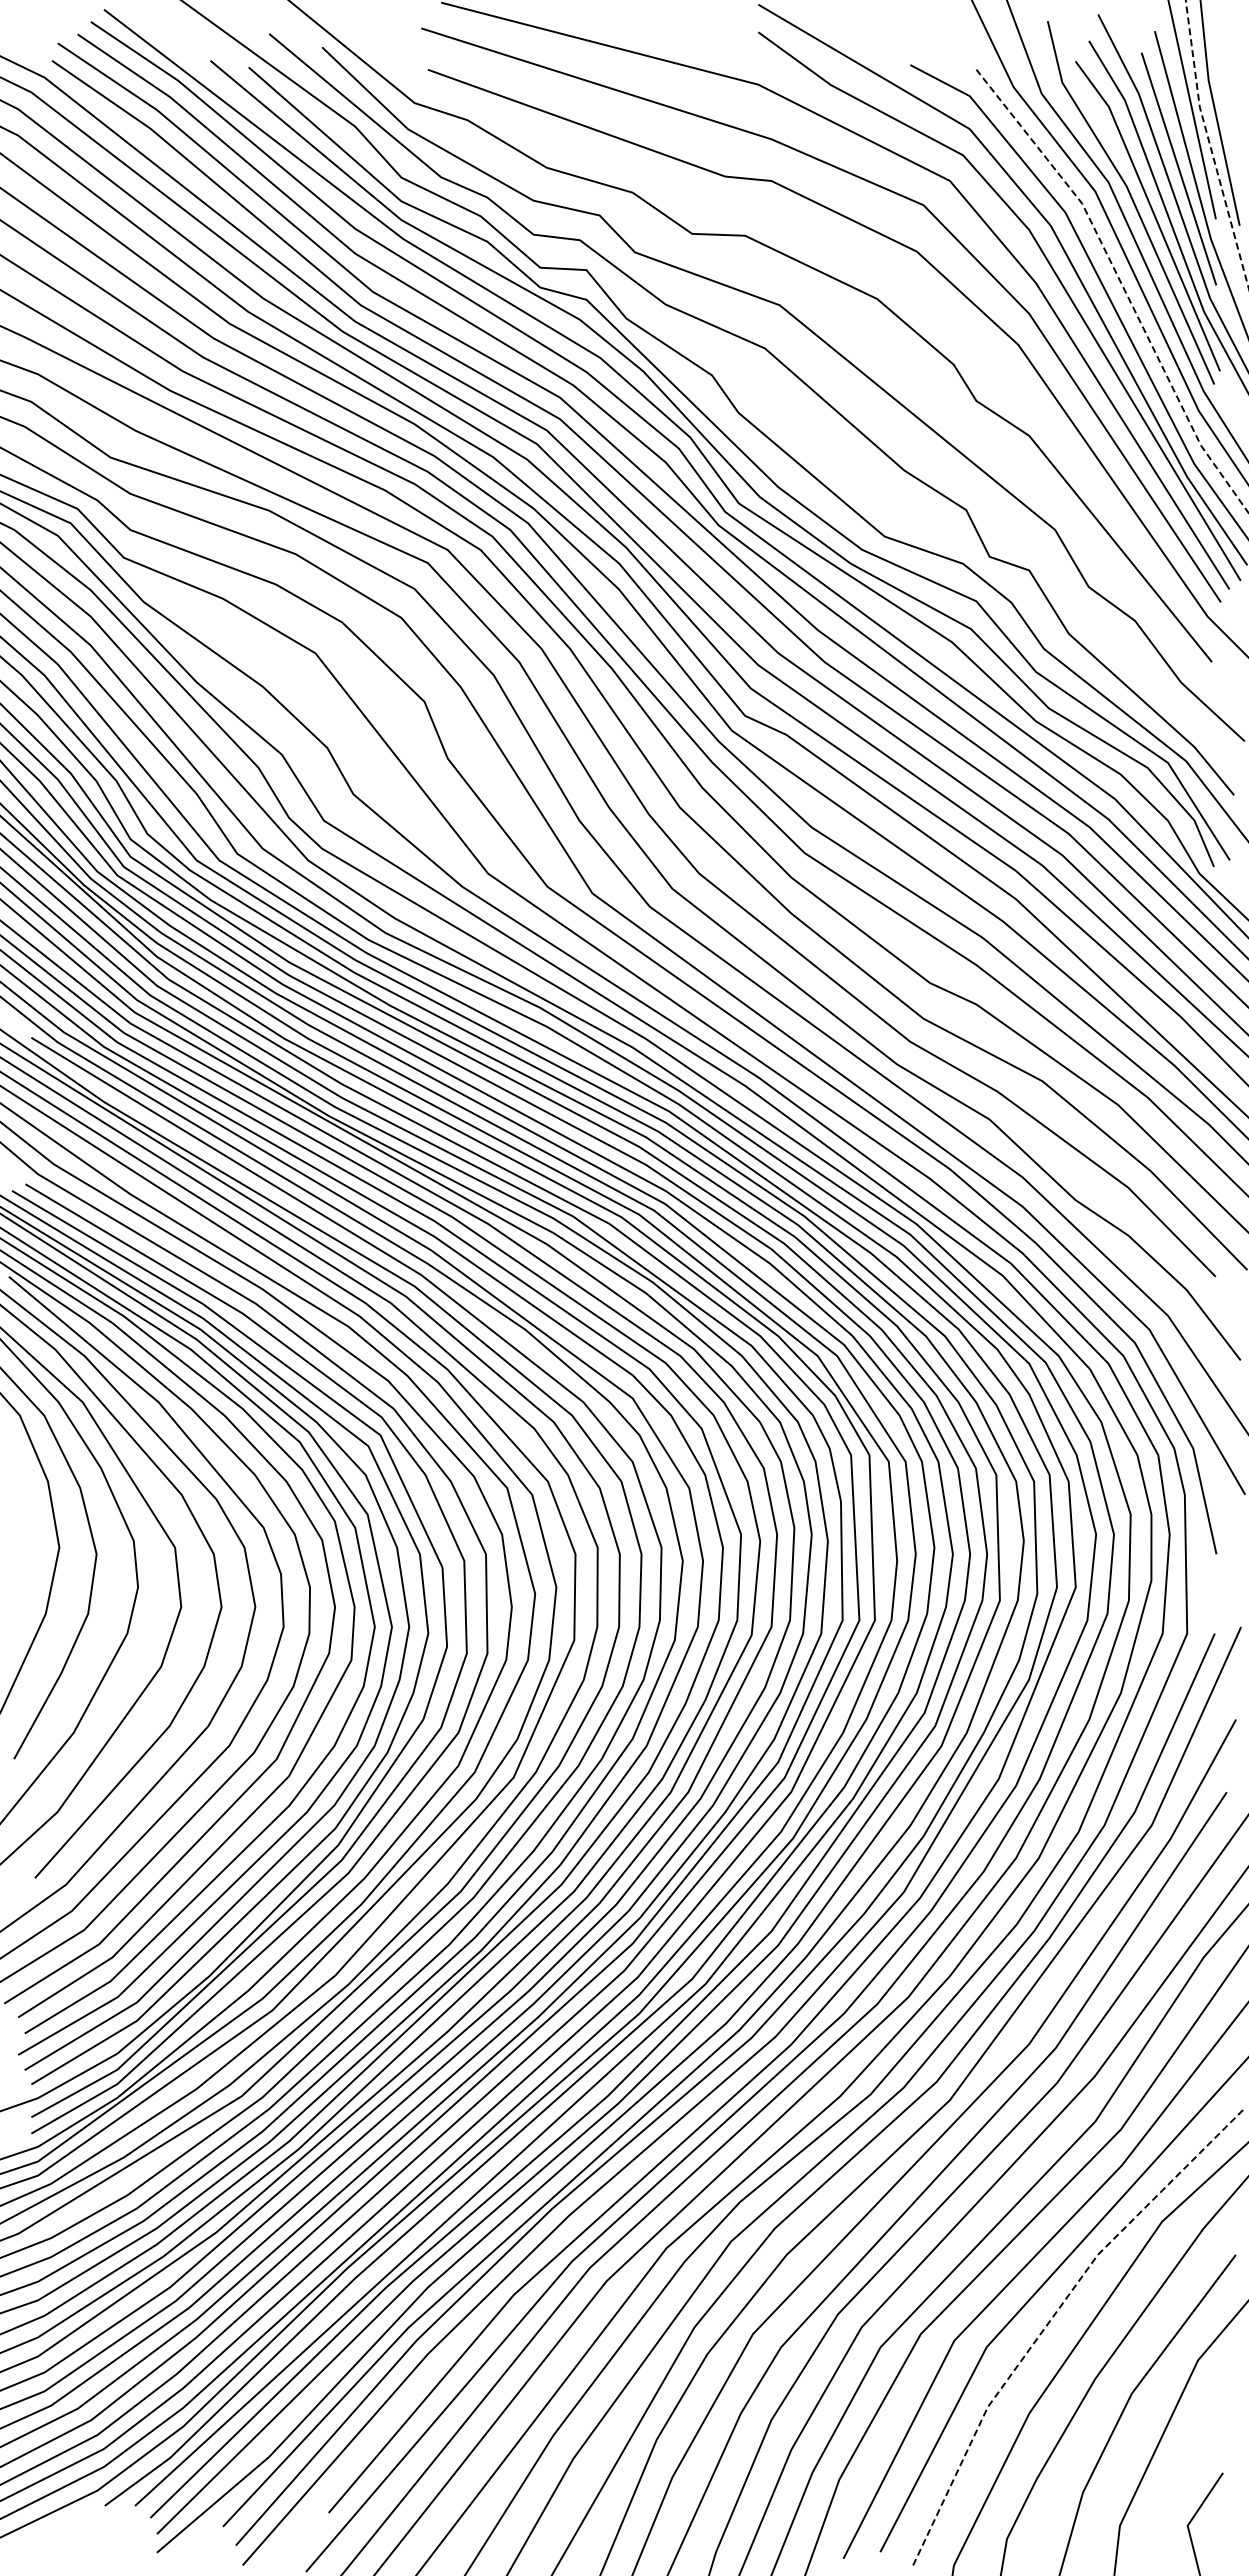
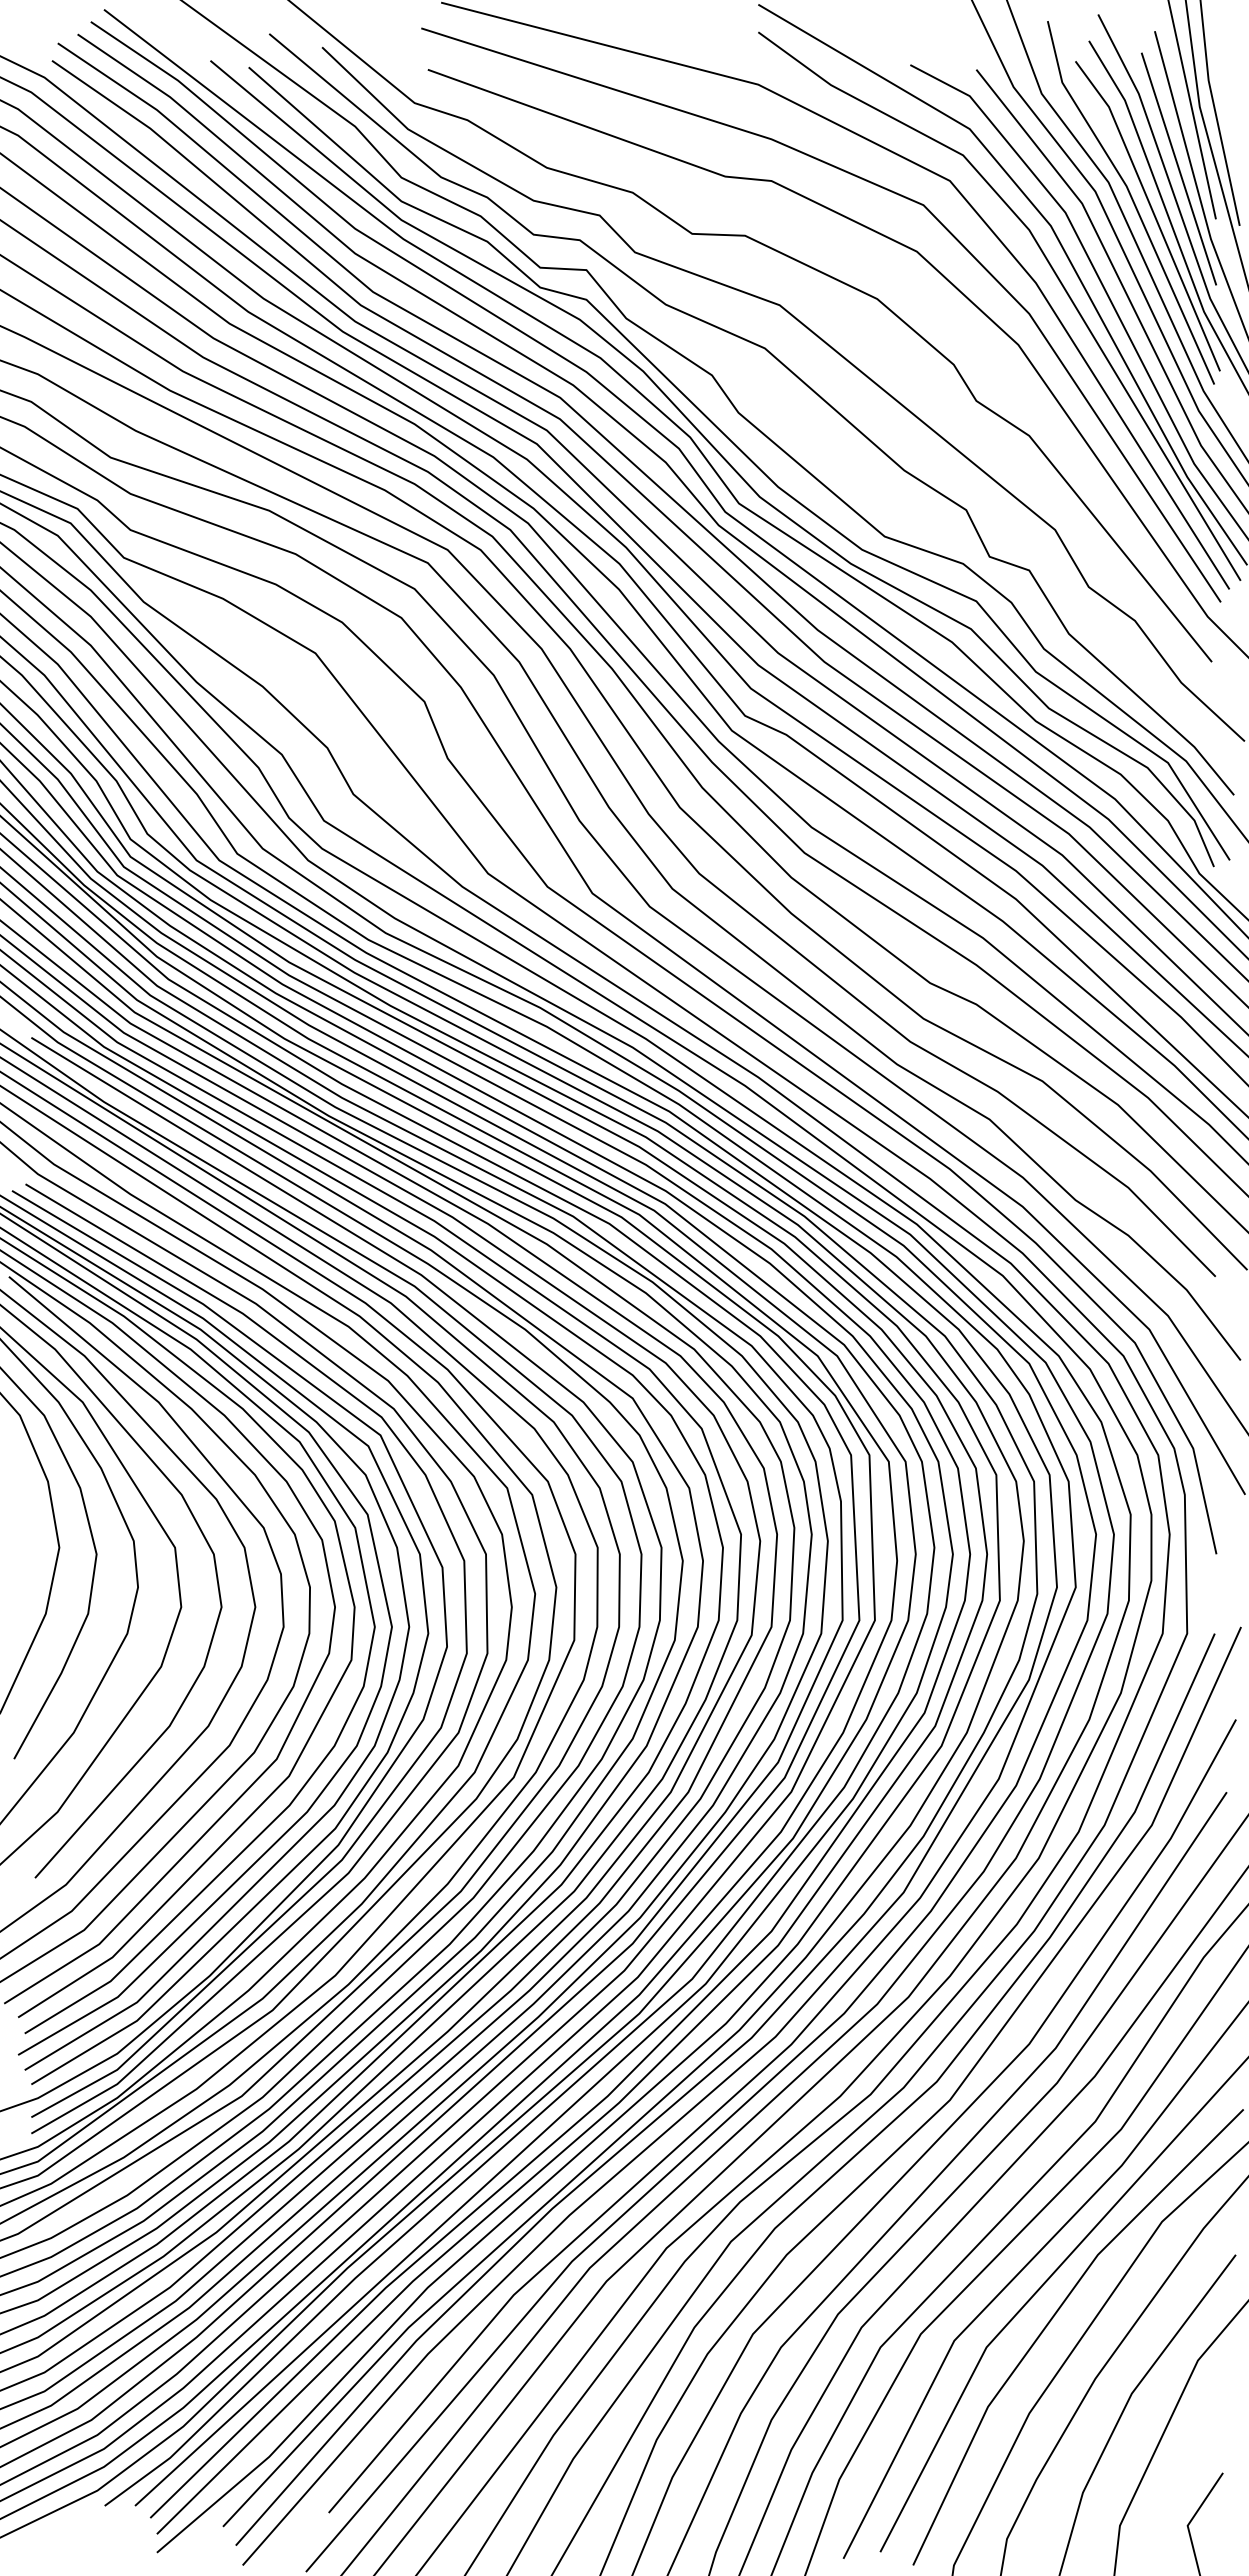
line: dashed -> solid (1210, 145)
line: dashed -> solid (1122, 285)
line: dashed -> solid (1051, 2318)
